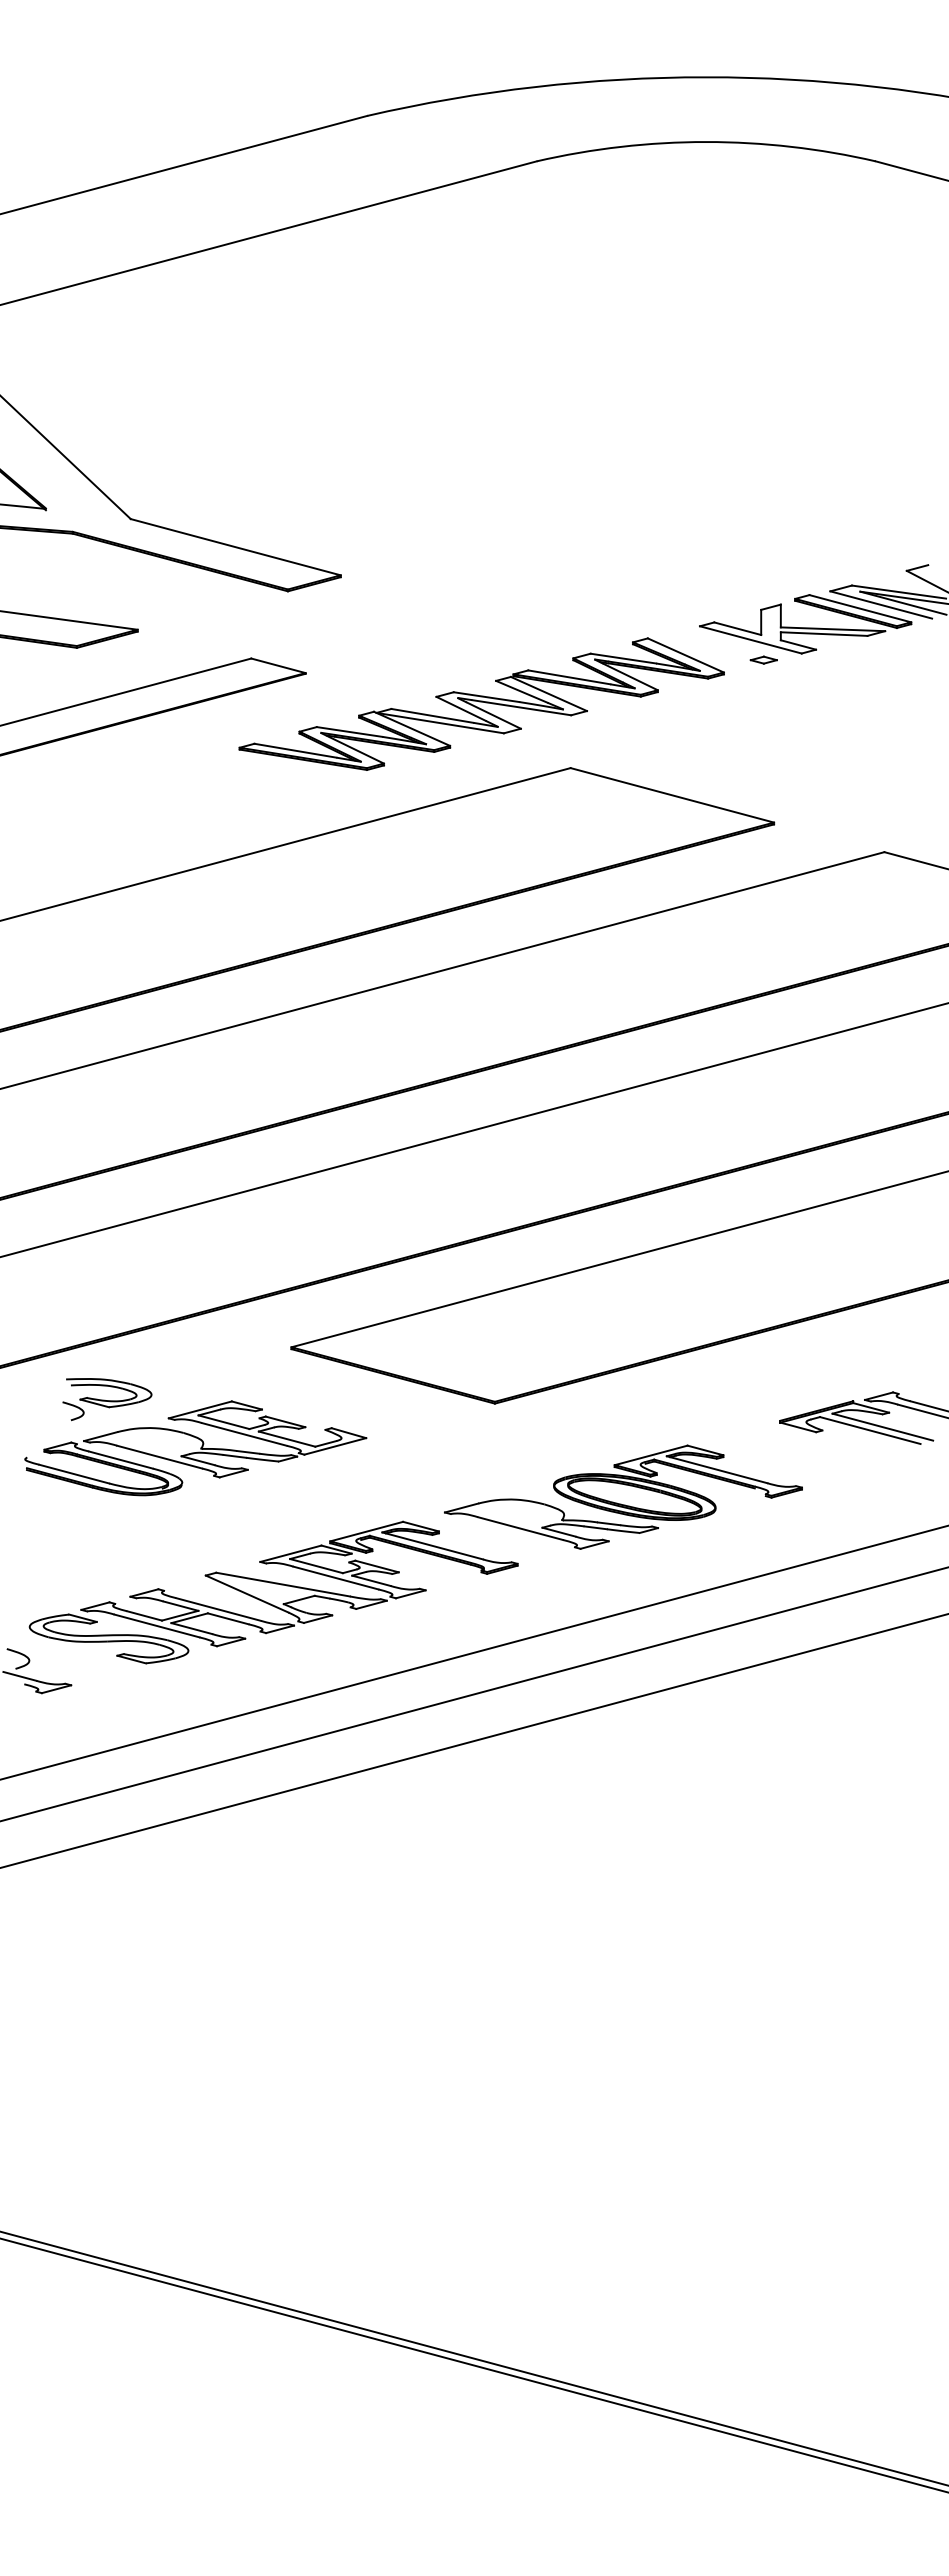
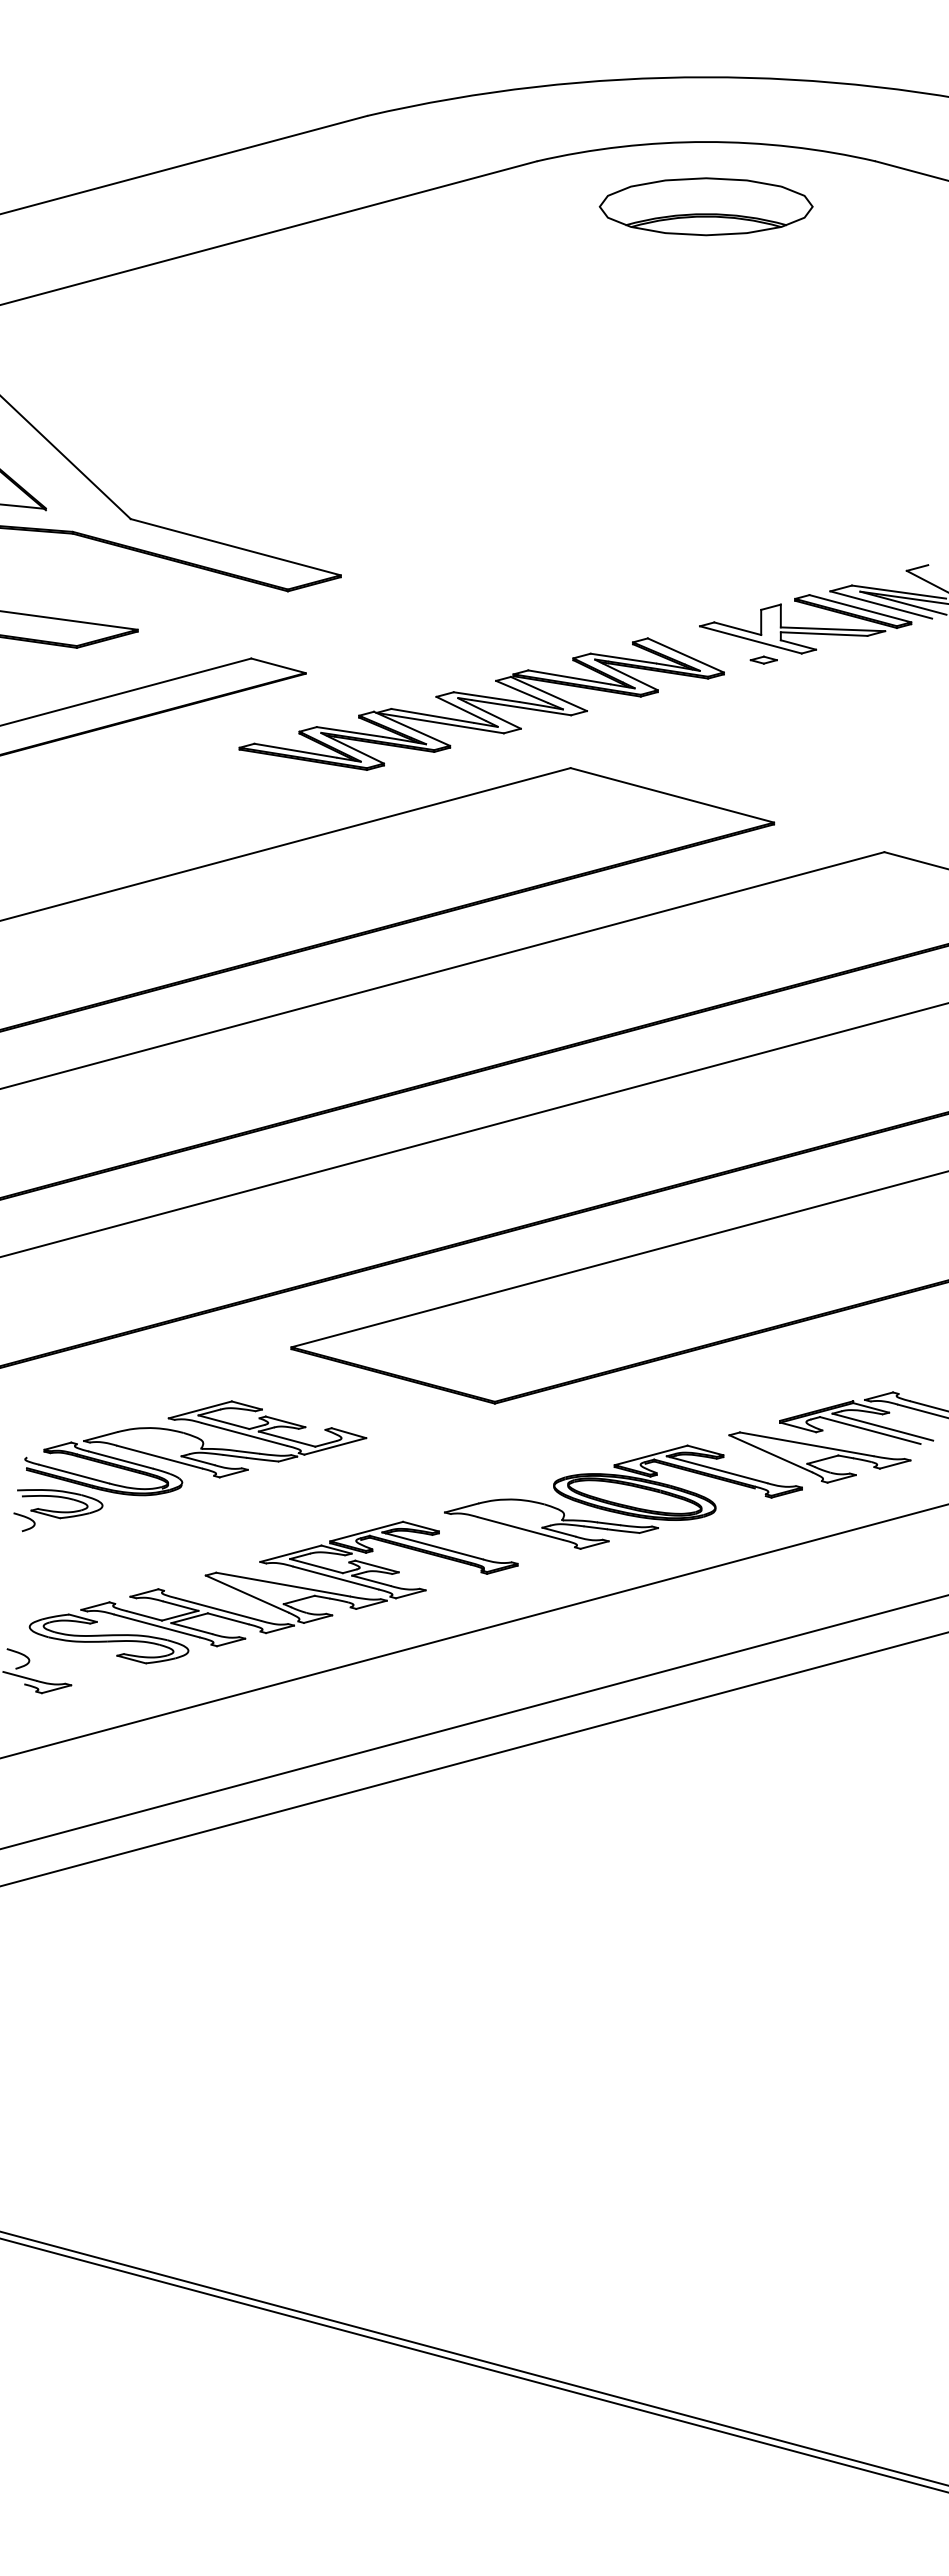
part: none -> present (705, 206)
part position: (107, 1399) -> (58, 1510) (58, 1510)
part: none -> present (819, 1457)
line position: (473, 1652) -> (473, 1631) (473, 1631)
line position: (473, 1694) -> (473, 1722) (473, 1722)
line position: (473, 1740) -> (473, 1759) (473, 1759)
